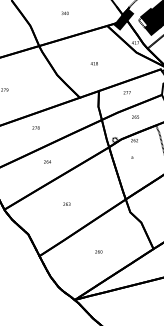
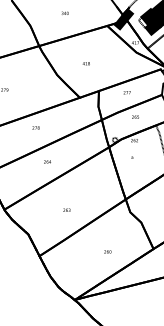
text position: (93, 63) -> (85, 63) (85, 63)
text position: (66, 203) -> (66, 209) (66, 209)
text position: (98, 251) -> (107, 251) (107, 251)
